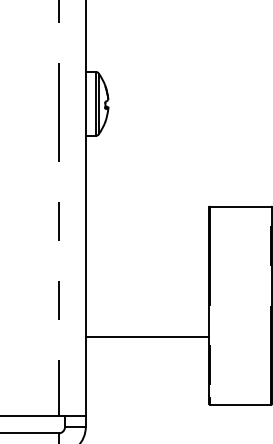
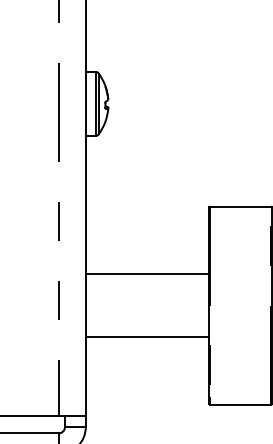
line: none -> present (147, 274)
